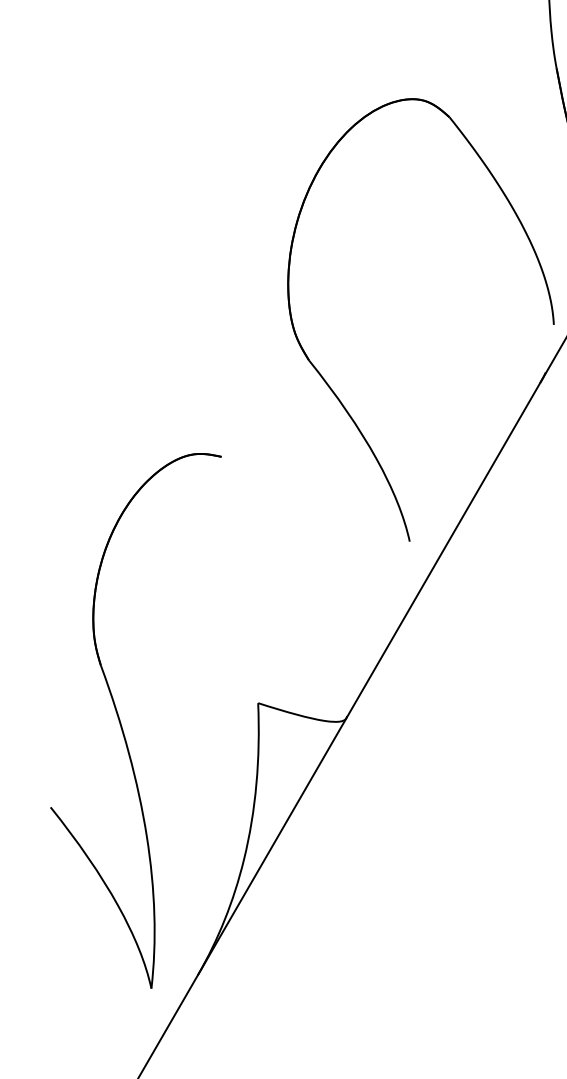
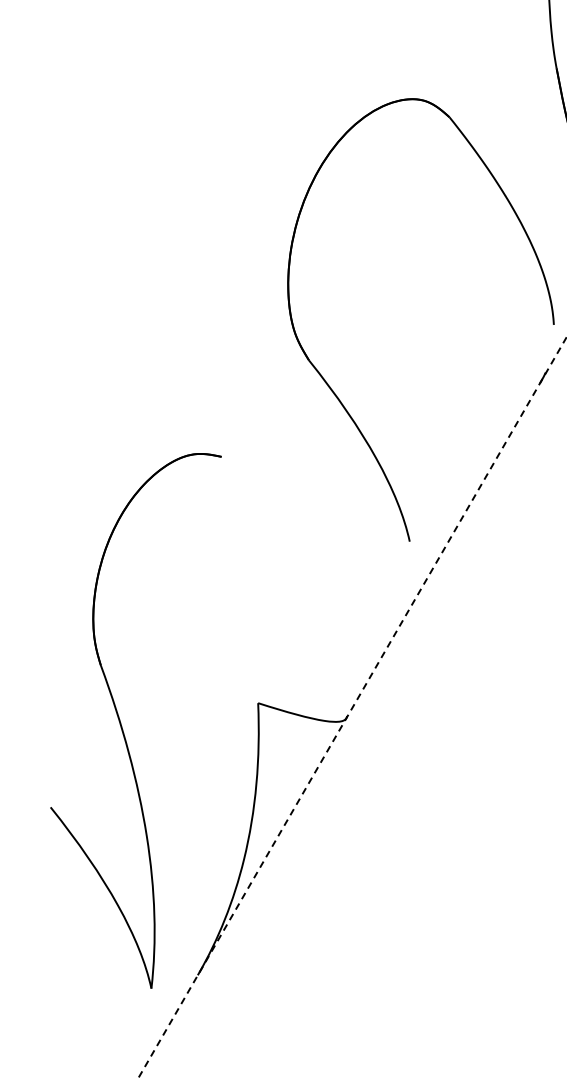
line: solid -> dashed (352, 707)
